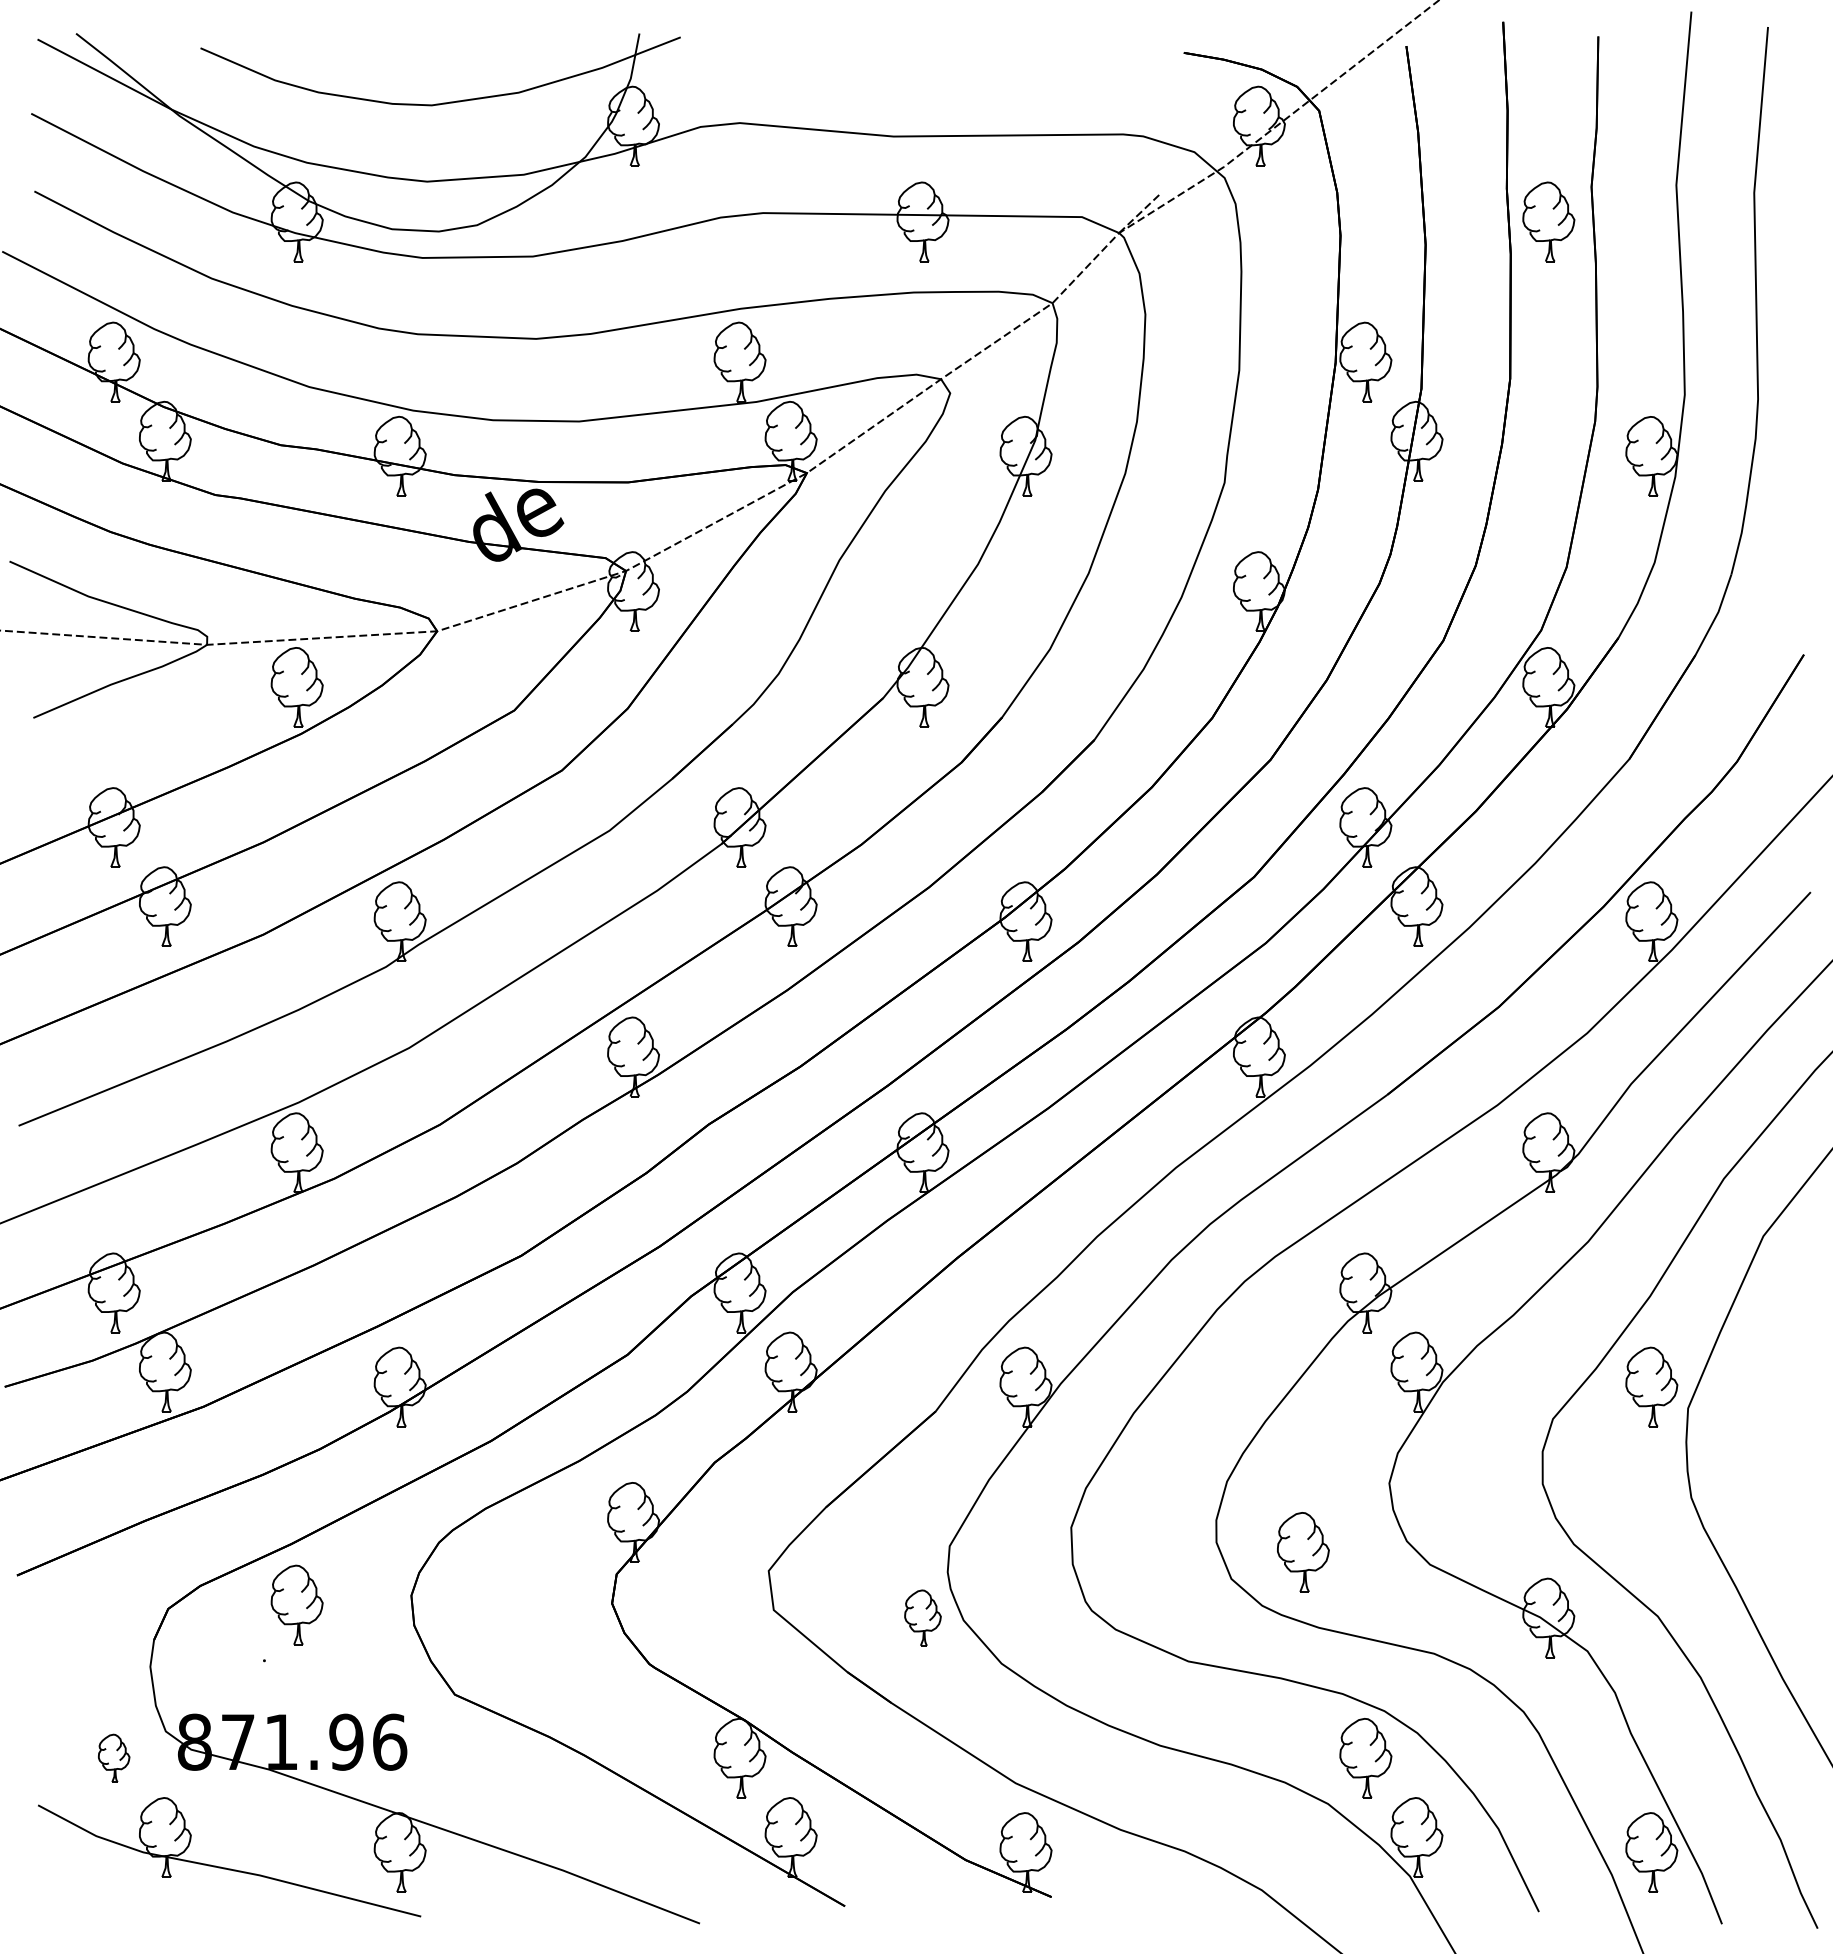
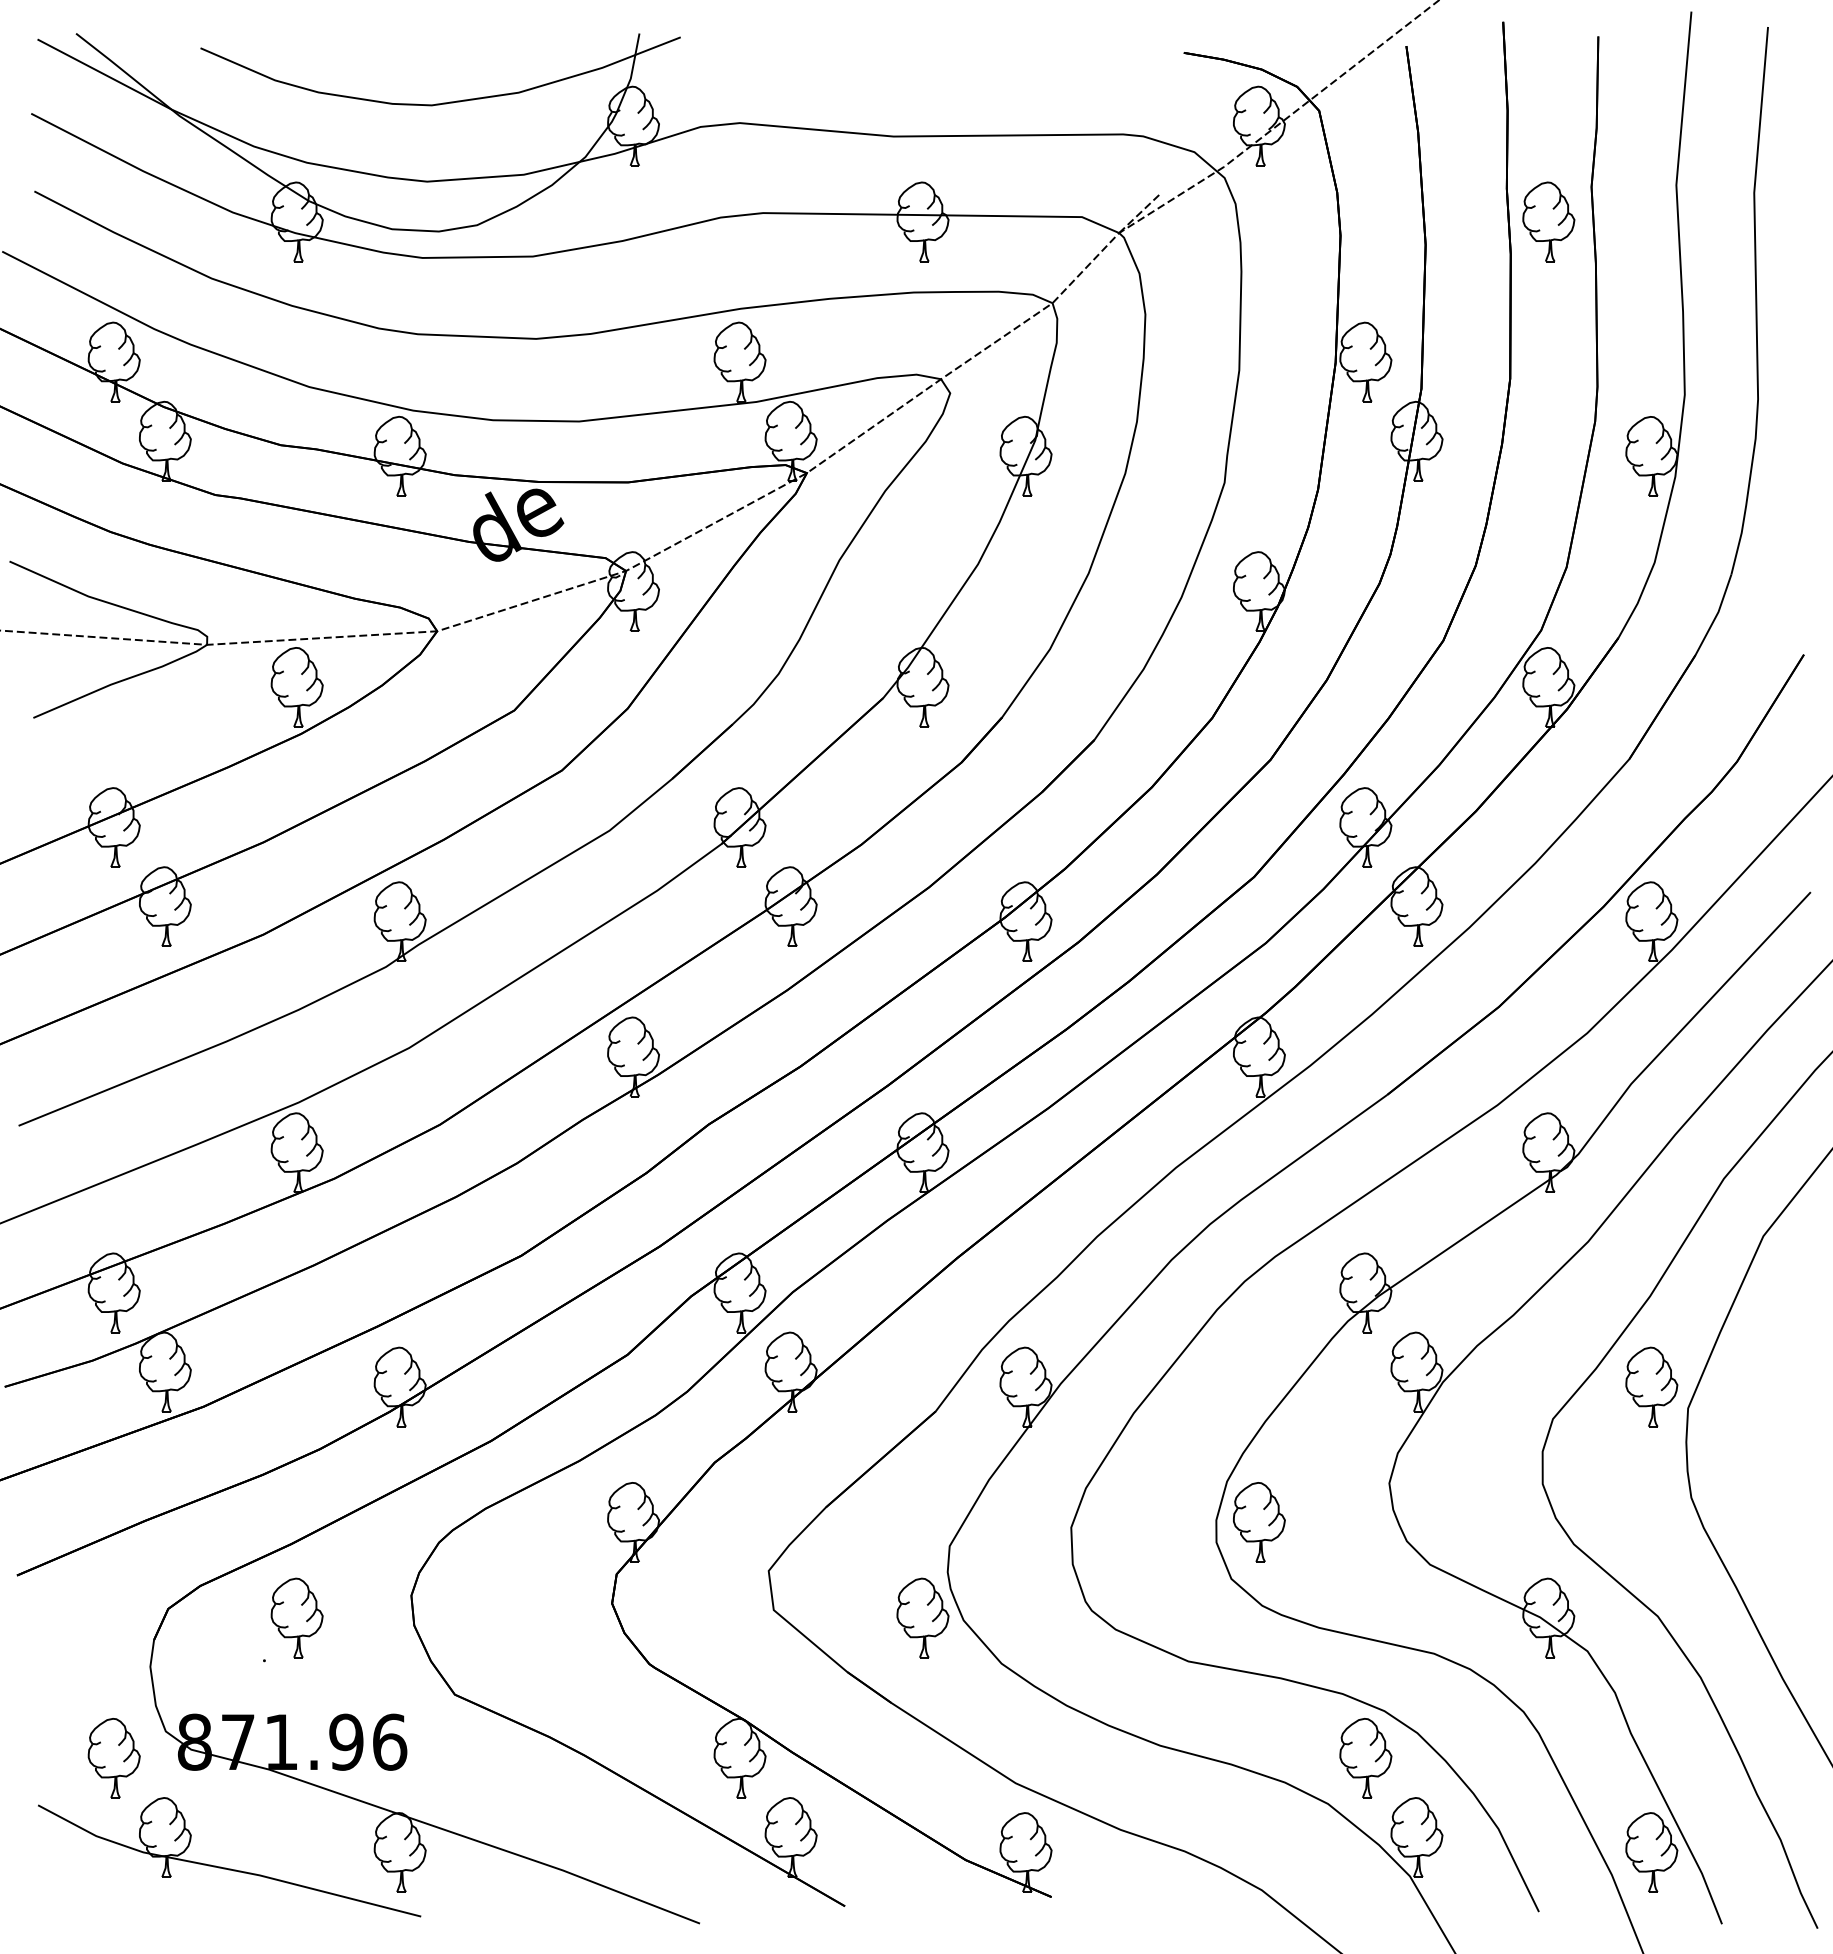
part position: (1303, 1552) -> (1259, 1522) (1259, 1522)
part position: (296, 1604) -> (296, 1617) (296, 1617)
part size: 38x58 px -> 54x82 px (922, 1617)
part size: 33x50 px -> 54x81 px (113, 1758)
